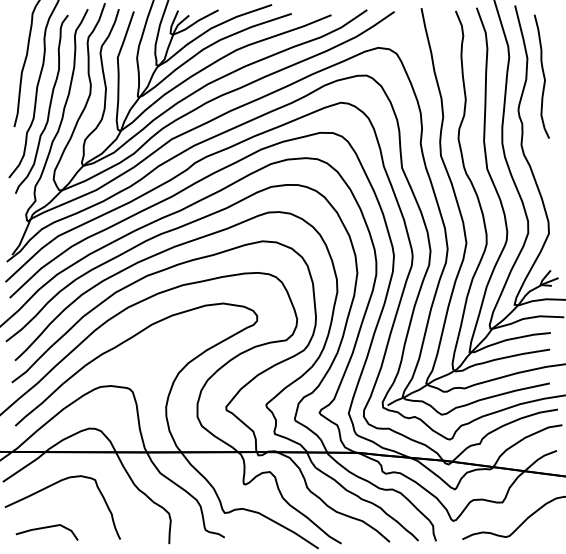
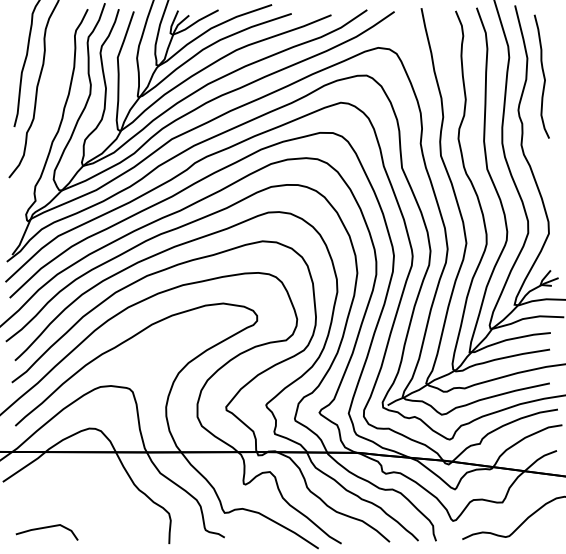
curve: present -> none (49, 103)
curve: present -> none (51, 486)
